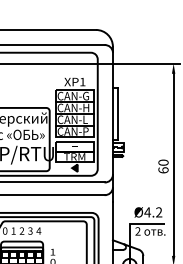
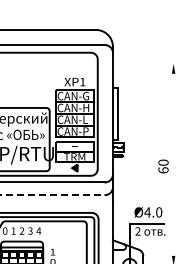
line: present -> none (90, 63)
line: present -> none (173, 164)
line: solid -> dashed (52, 195)
text: Ø4.2 -> Ø4.0 (159, 212)
